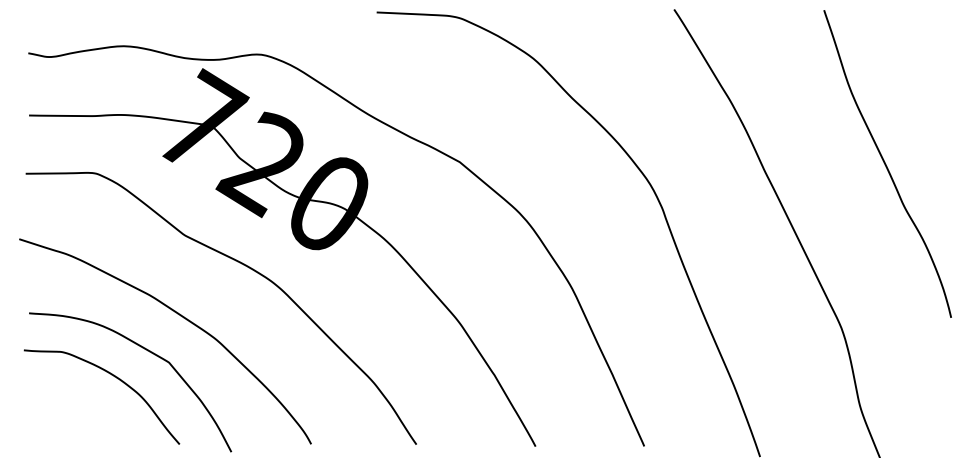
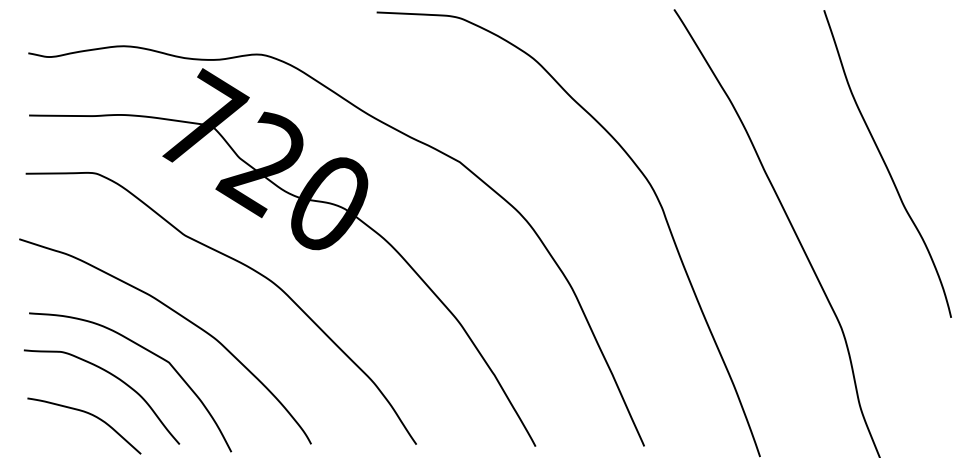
curve: none -> present (90, 415)
